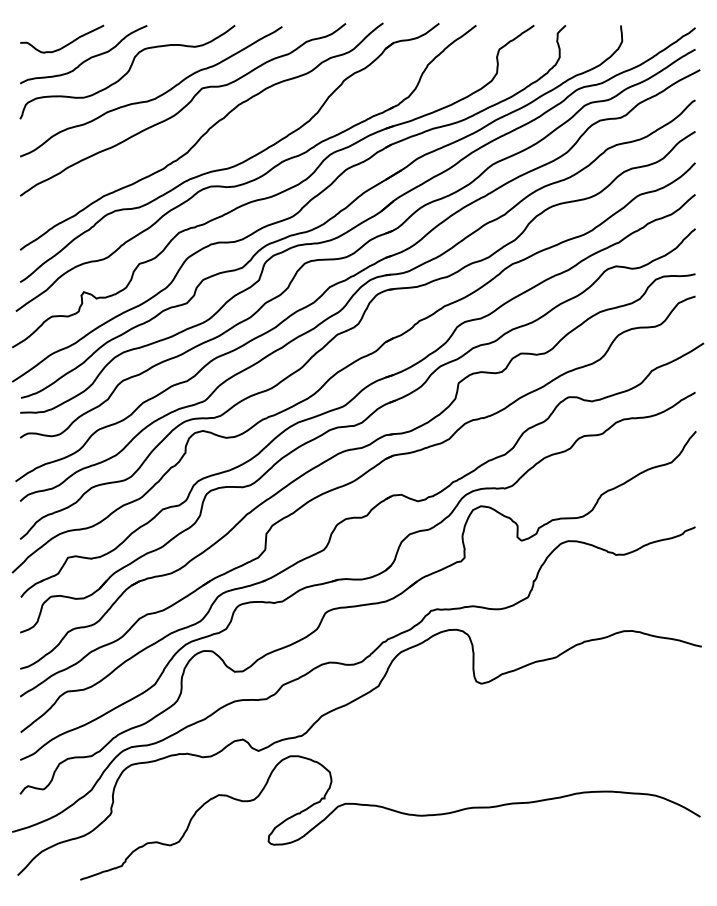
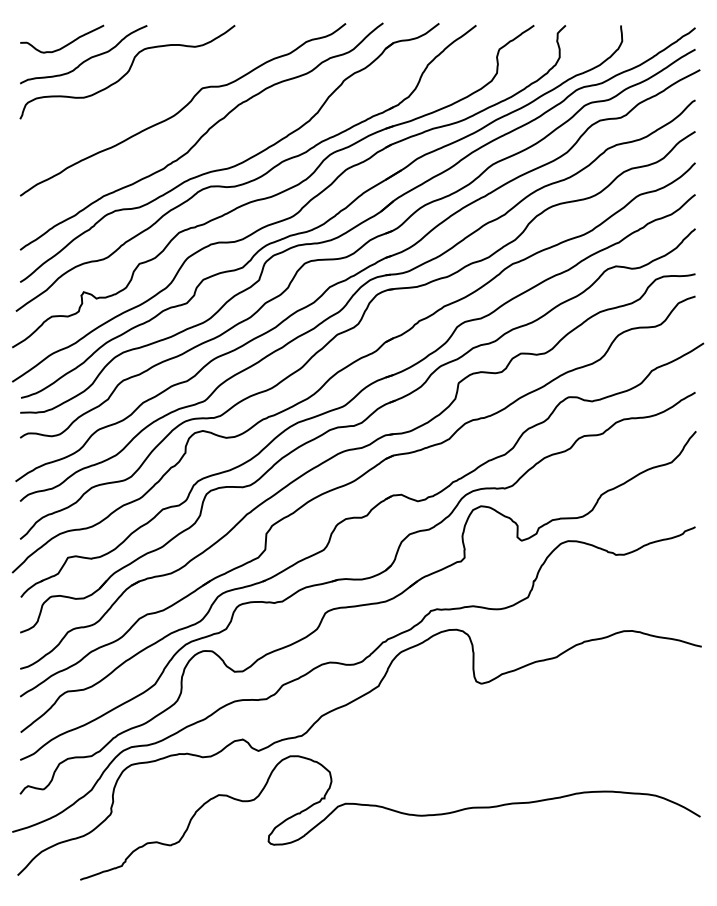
curve: present -> none (152, 98)
